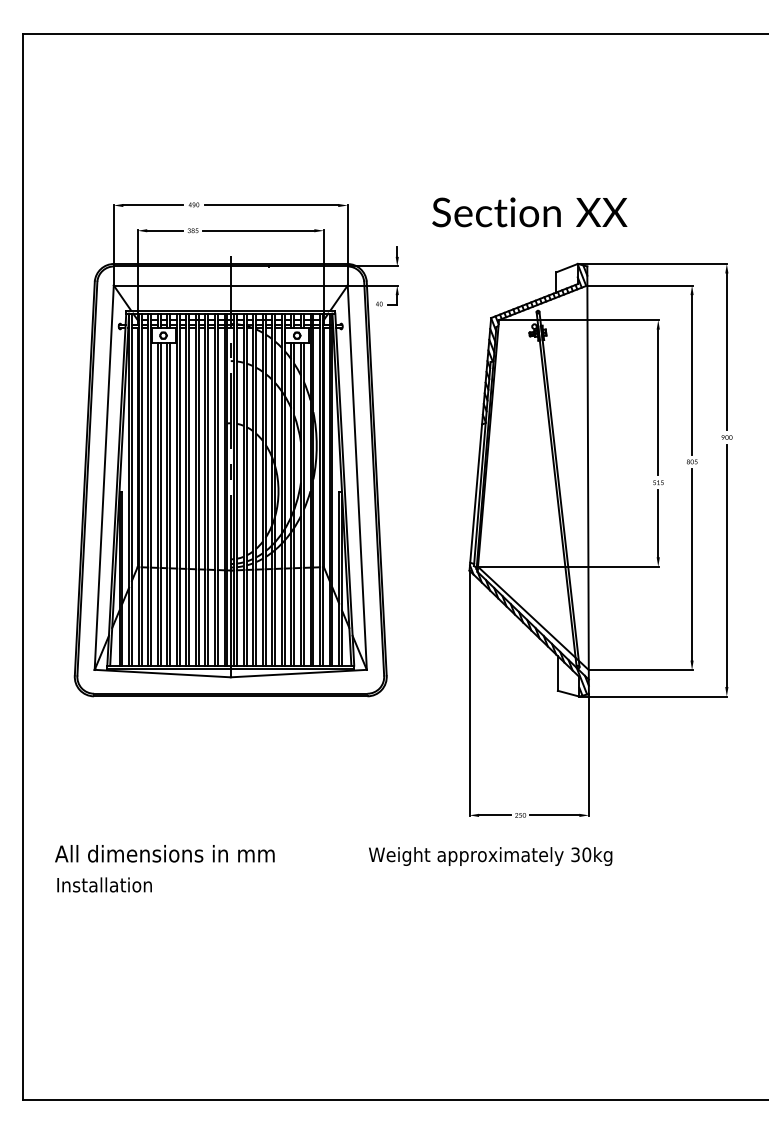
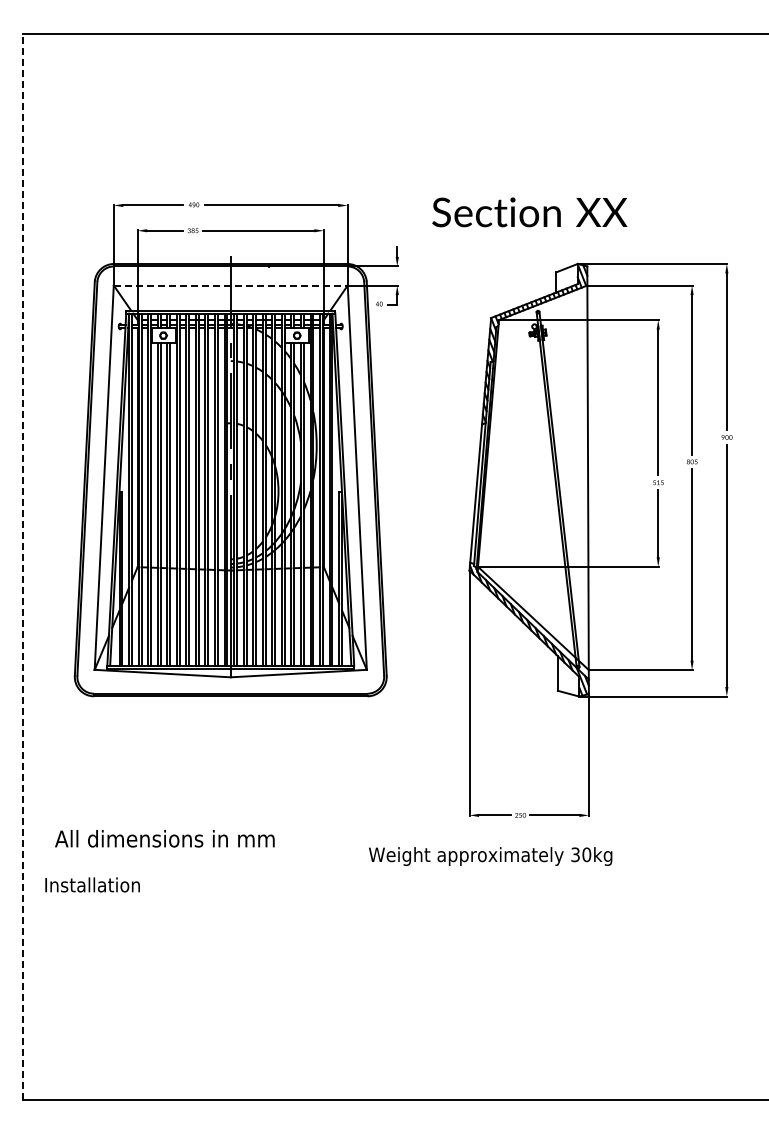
line: solid -> dashed (230, 285)
line: solid -> dashed (22, 567)
text position: (164, 853) -> (164, 838) (164, 838)
text position: (104, 884) -> (92, 884) (92, 884)
